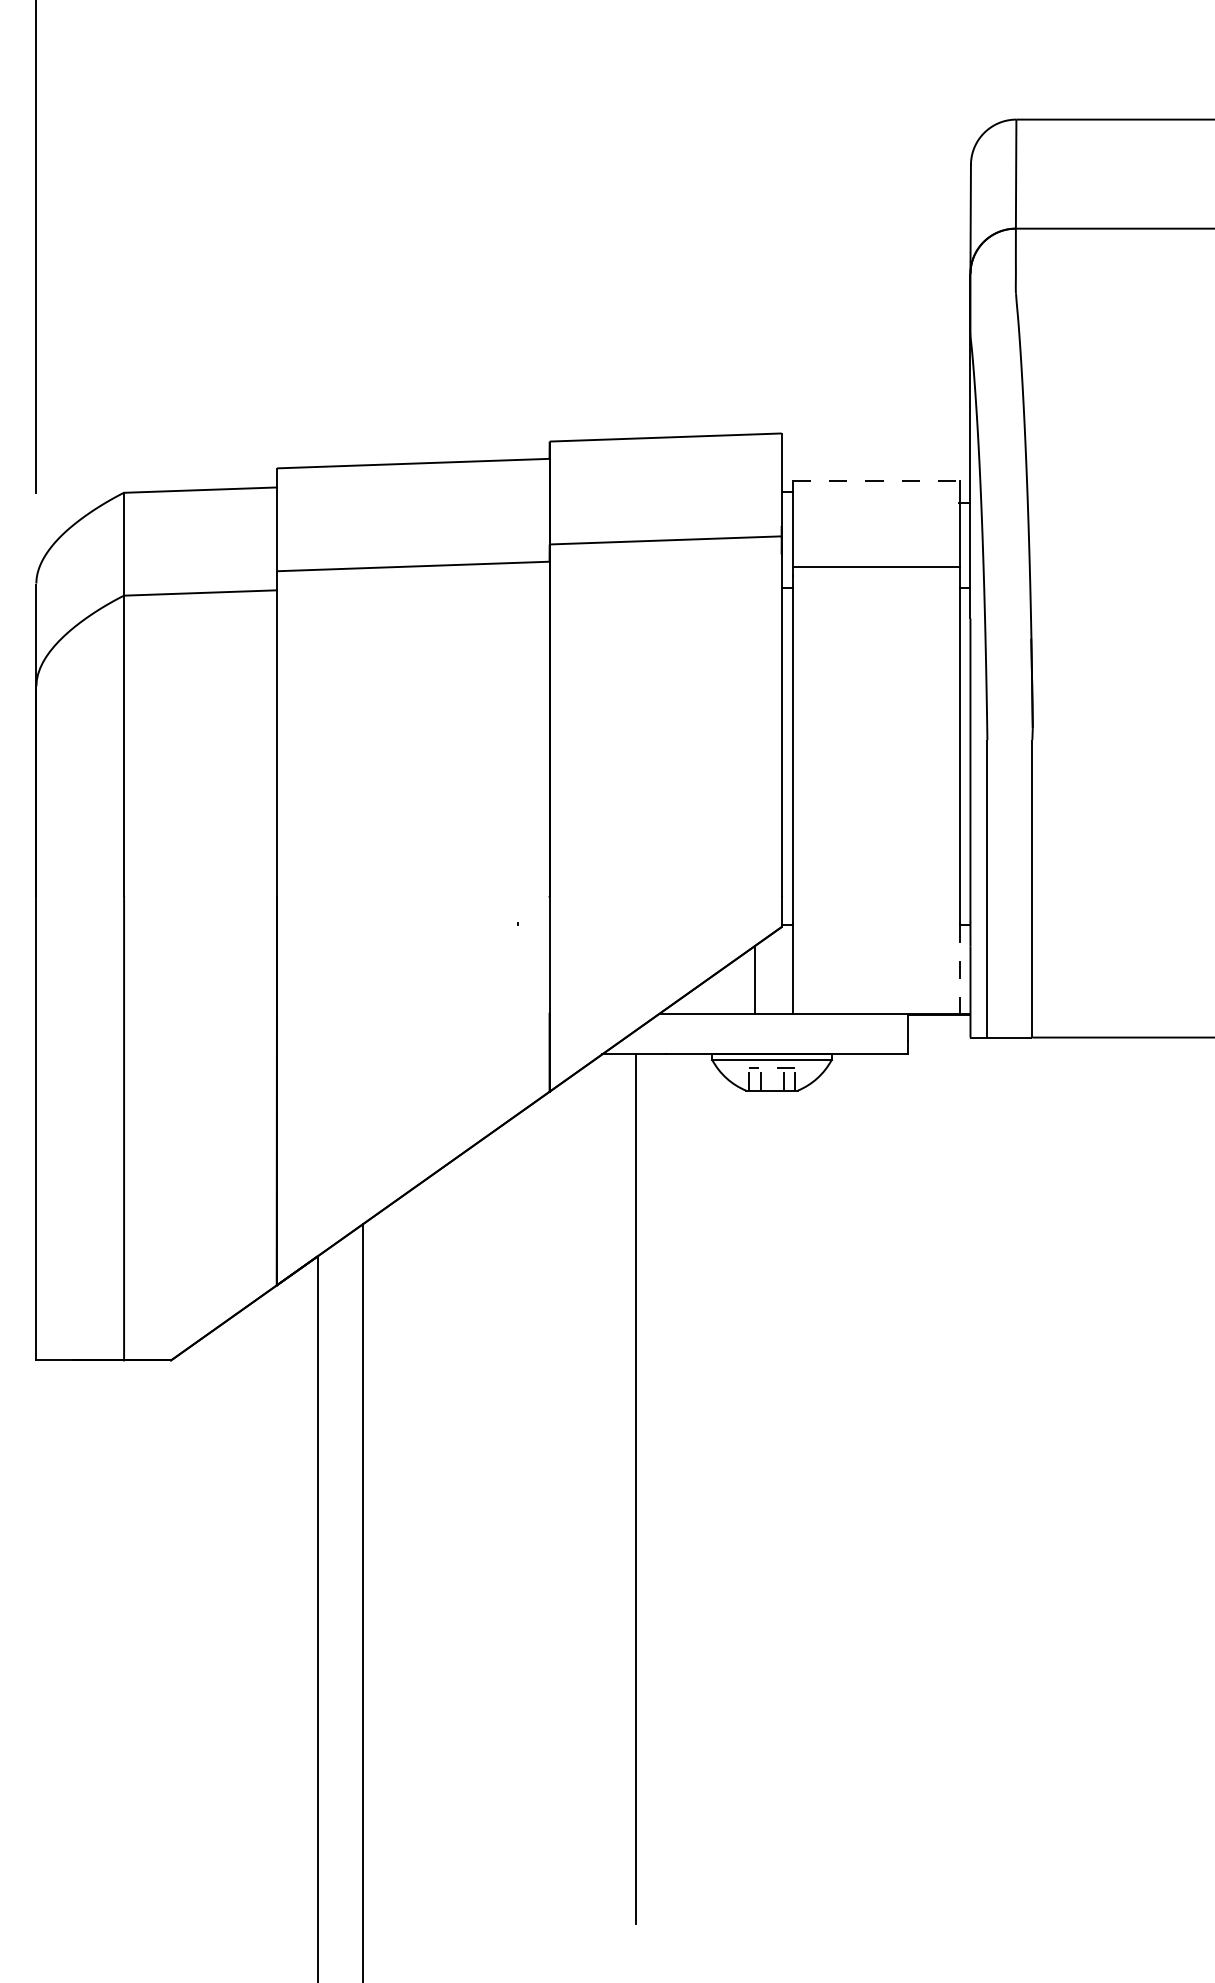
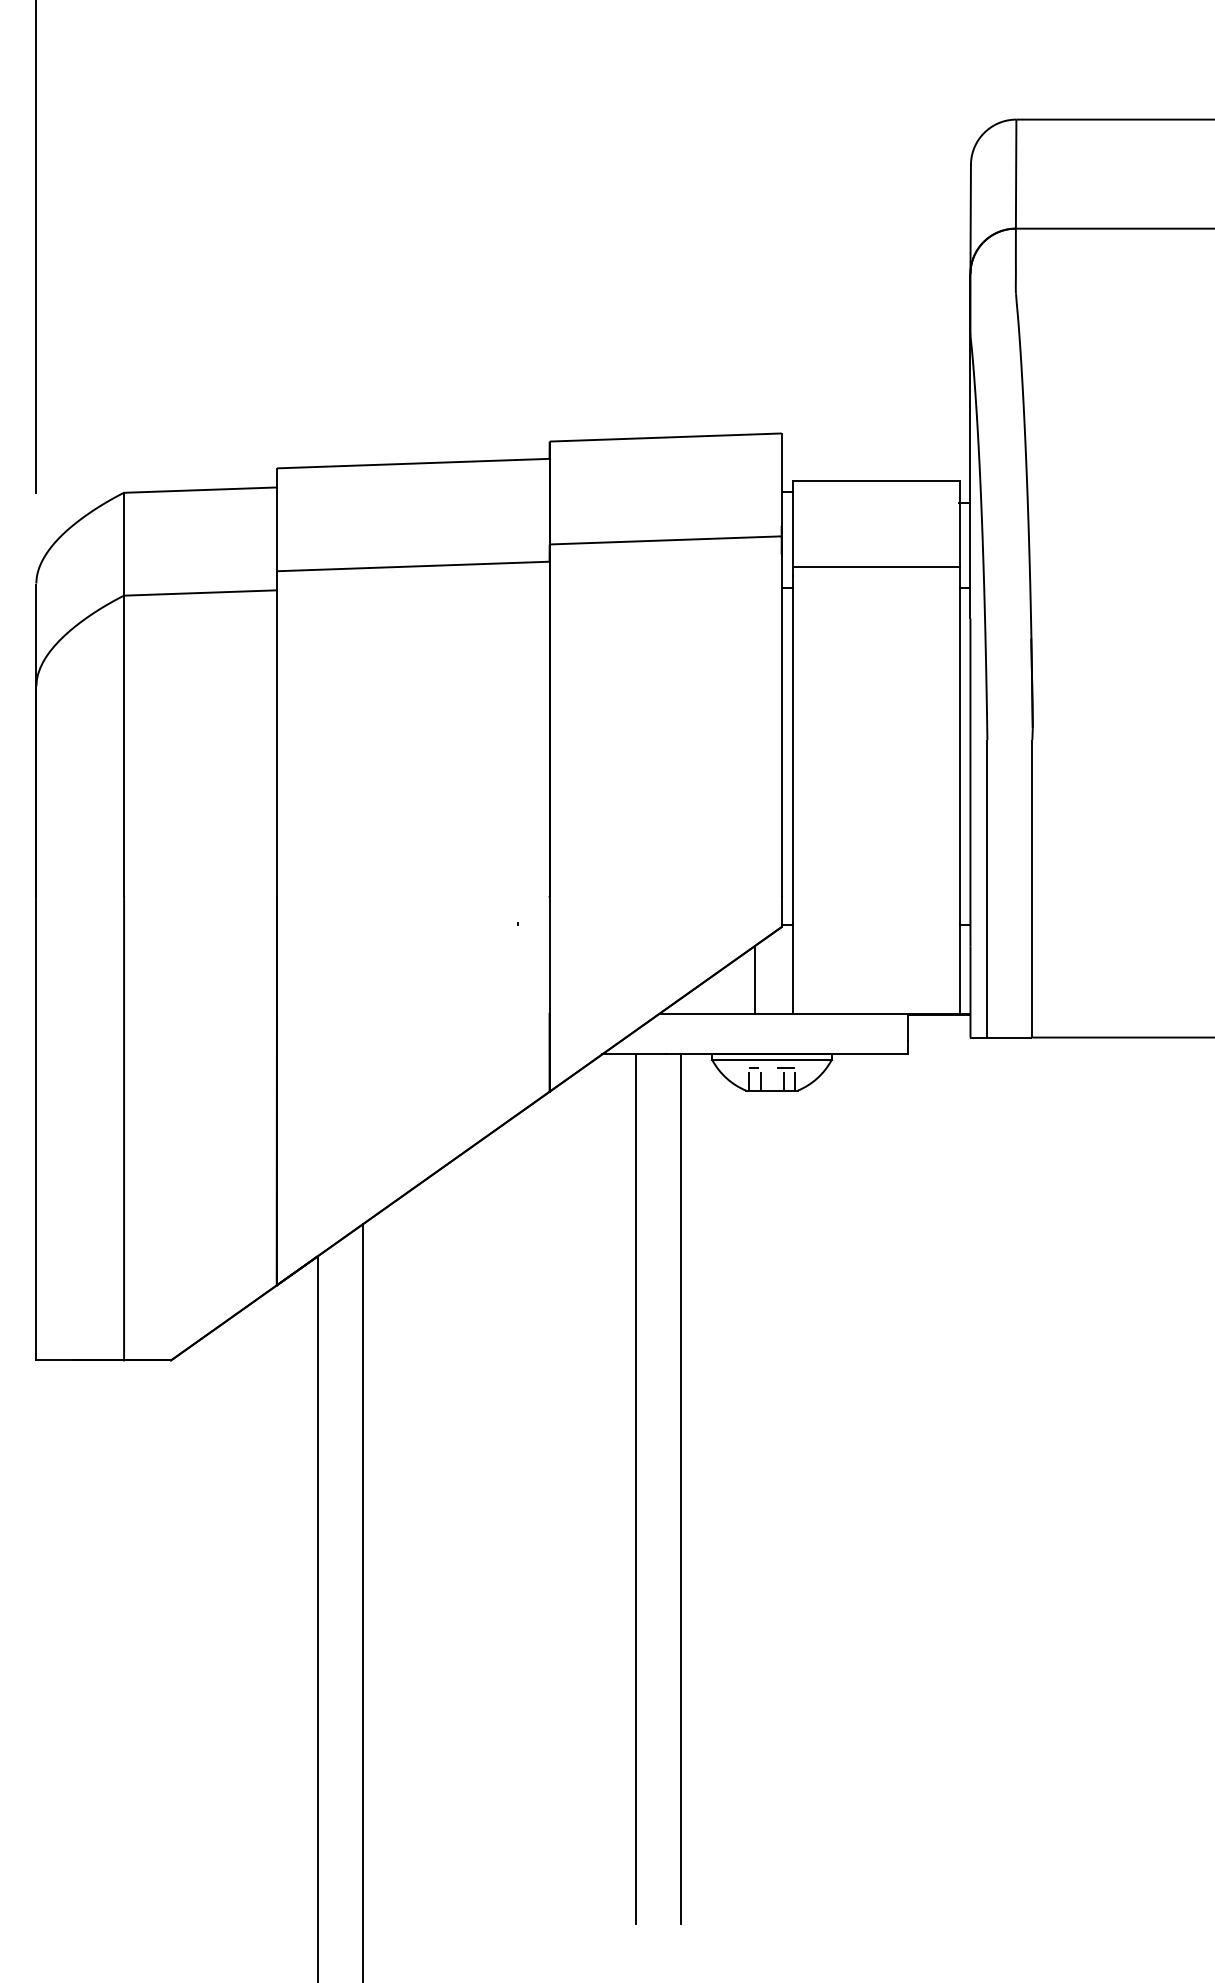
line: dashed -> solid (876, 480)
line: dashed -> solid (959, 969)
line: none -> present (681, 1488)
